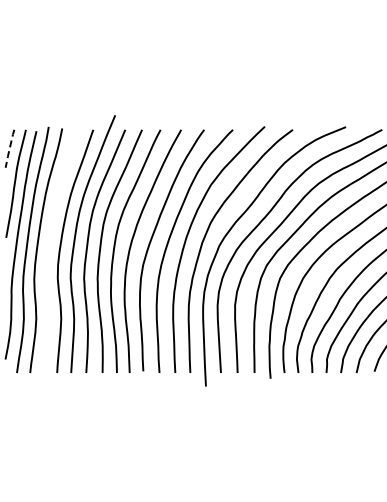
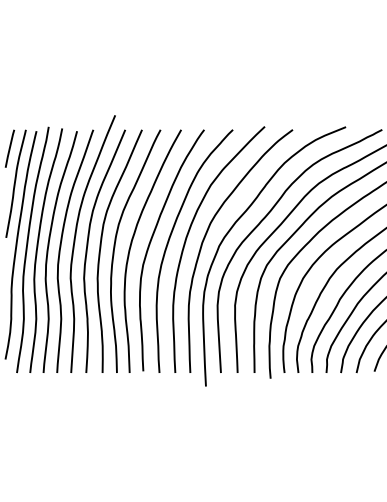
line: dashed -> solid (9, 149)
curve: none -> present (48, 251)
